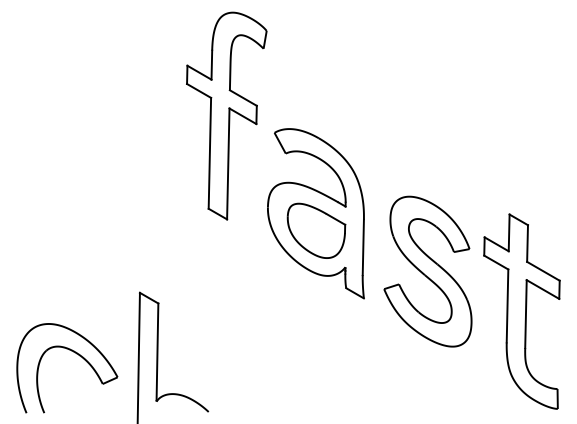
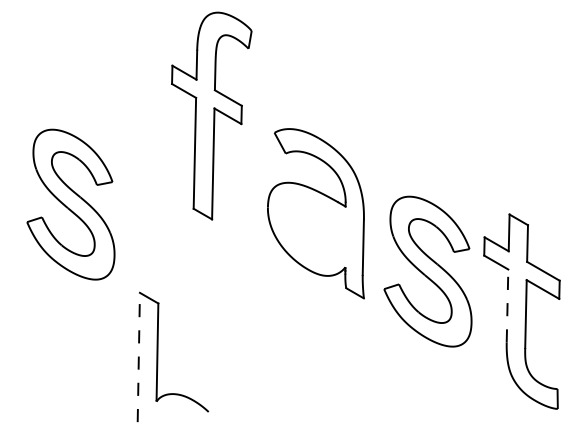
part position: (226, 115) -> (211, 115) (211, 115)
part: none -> present (70, 204)
part: present -> none (316, 230)
line: solid -> dashed (507, 305)
part: present -> none (76, 354)
line: solid -> dashed (138, 357)
